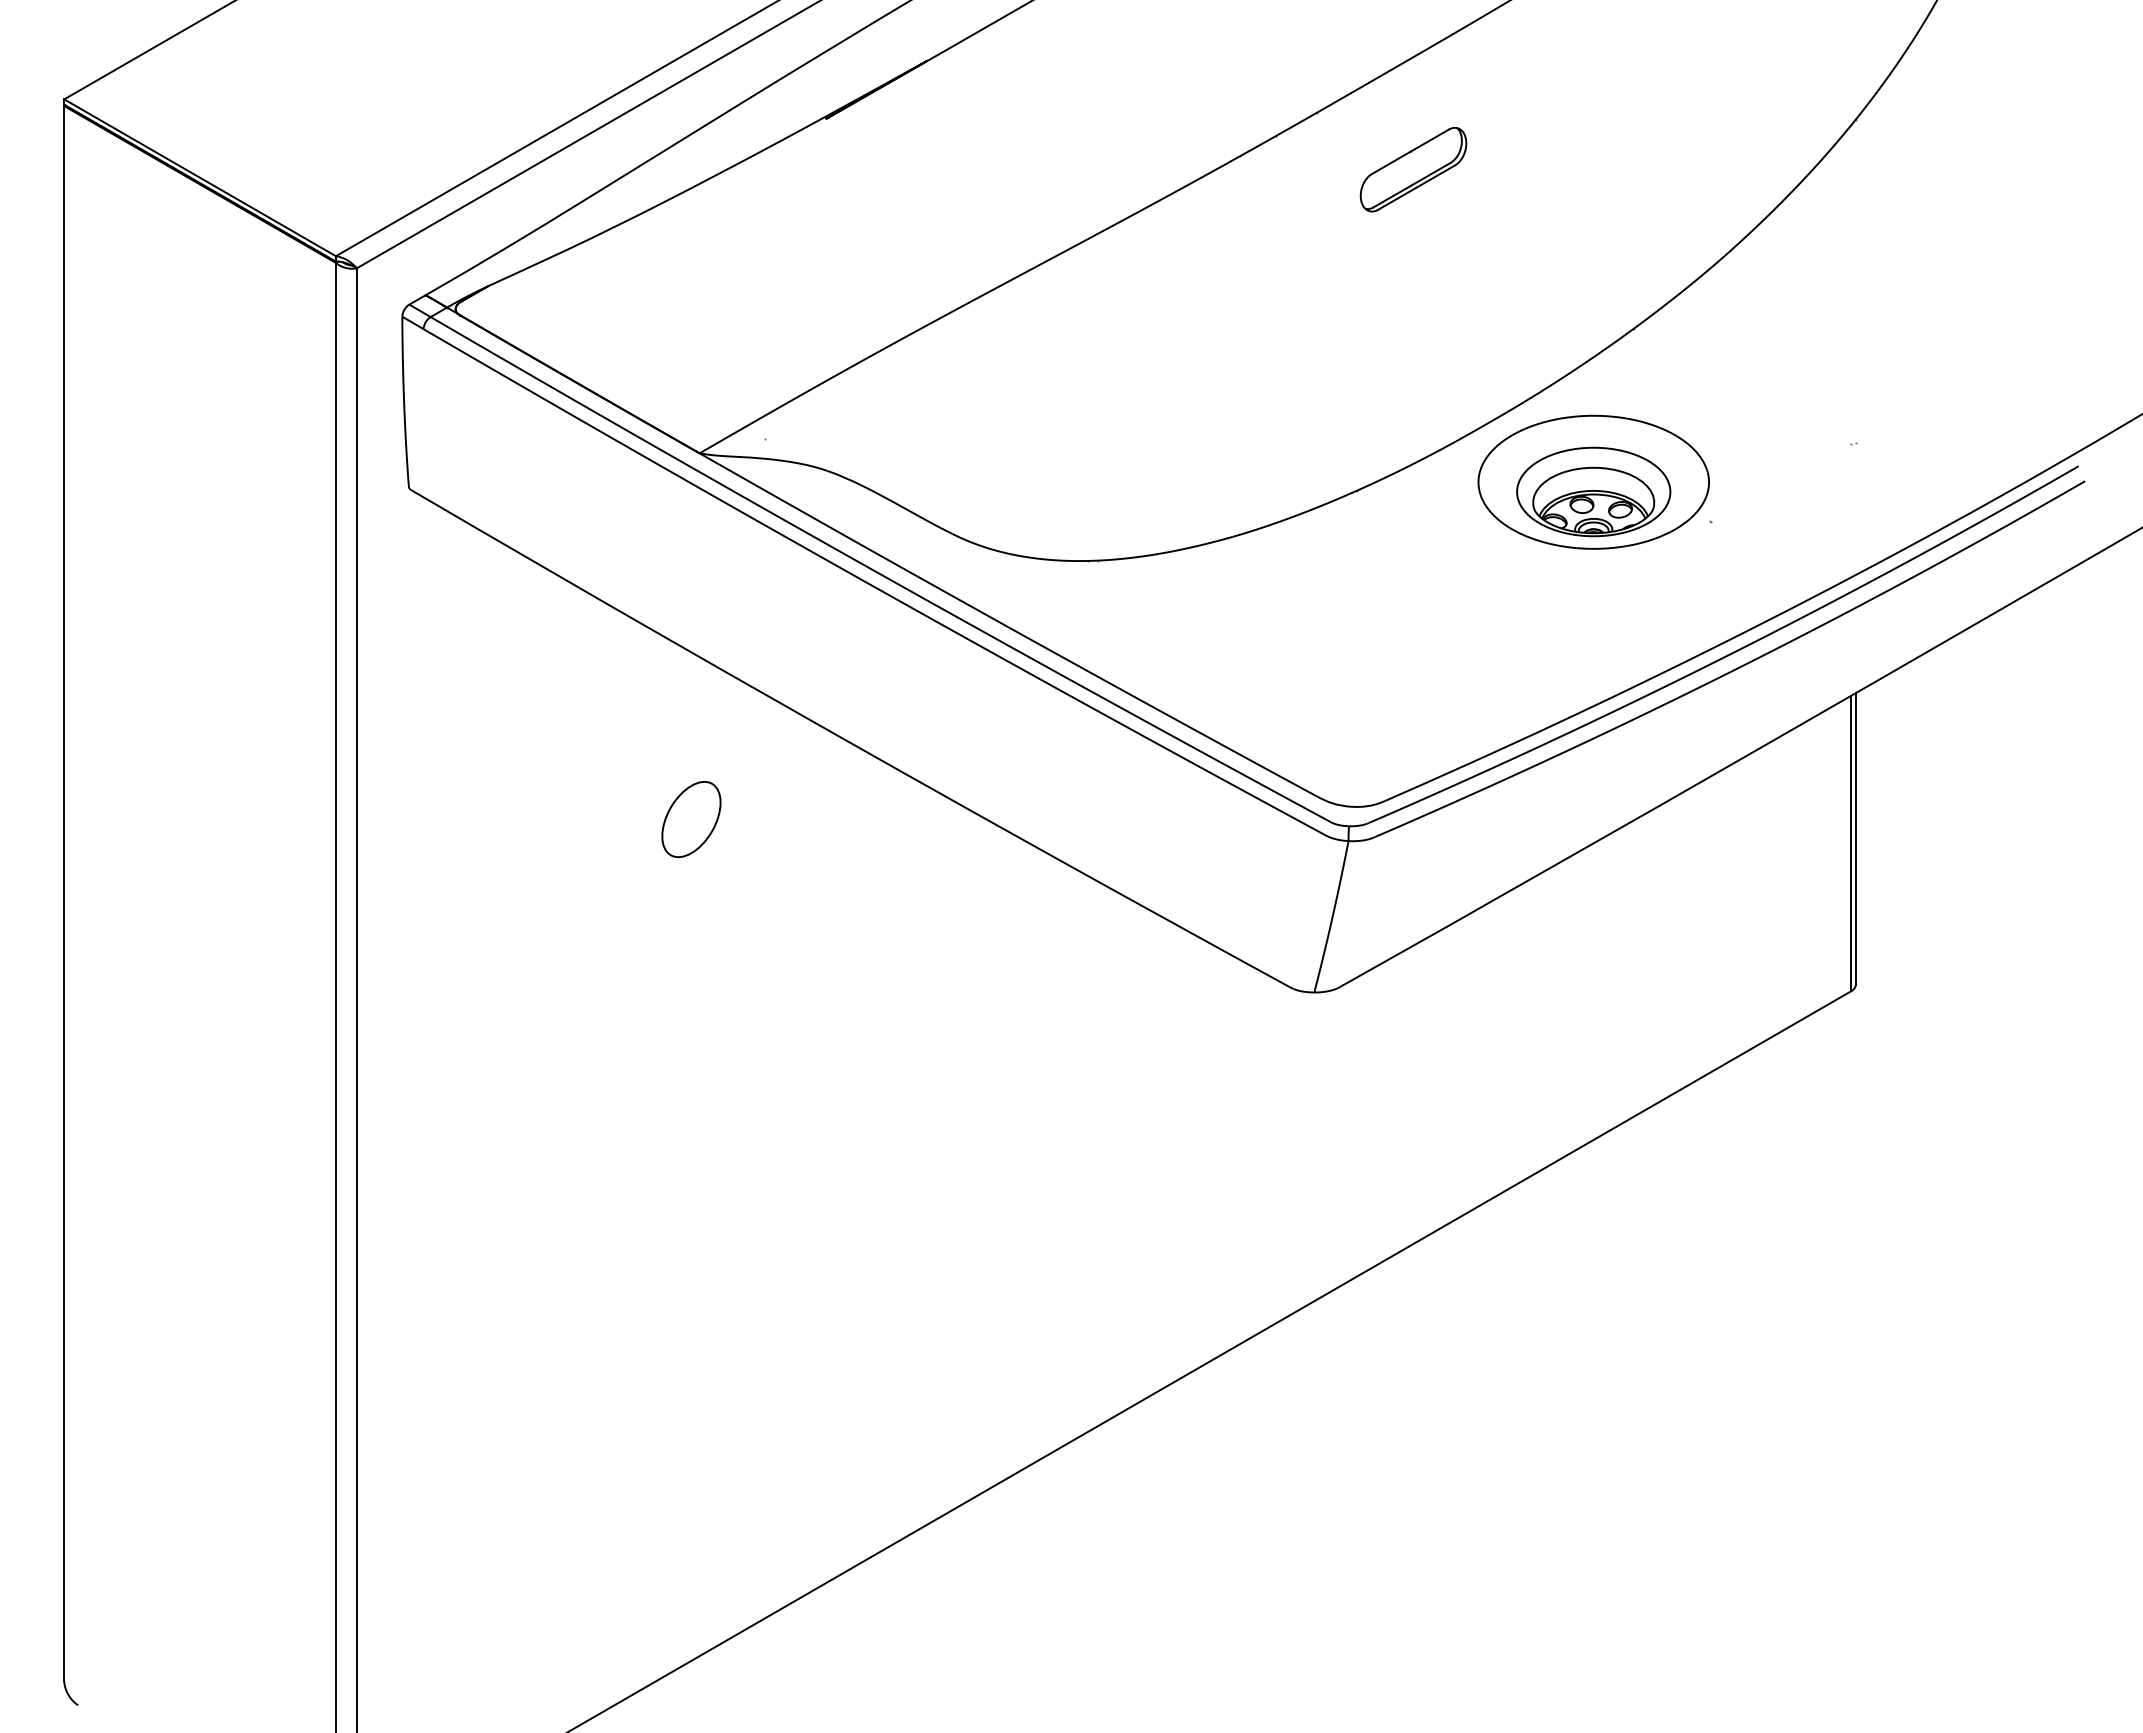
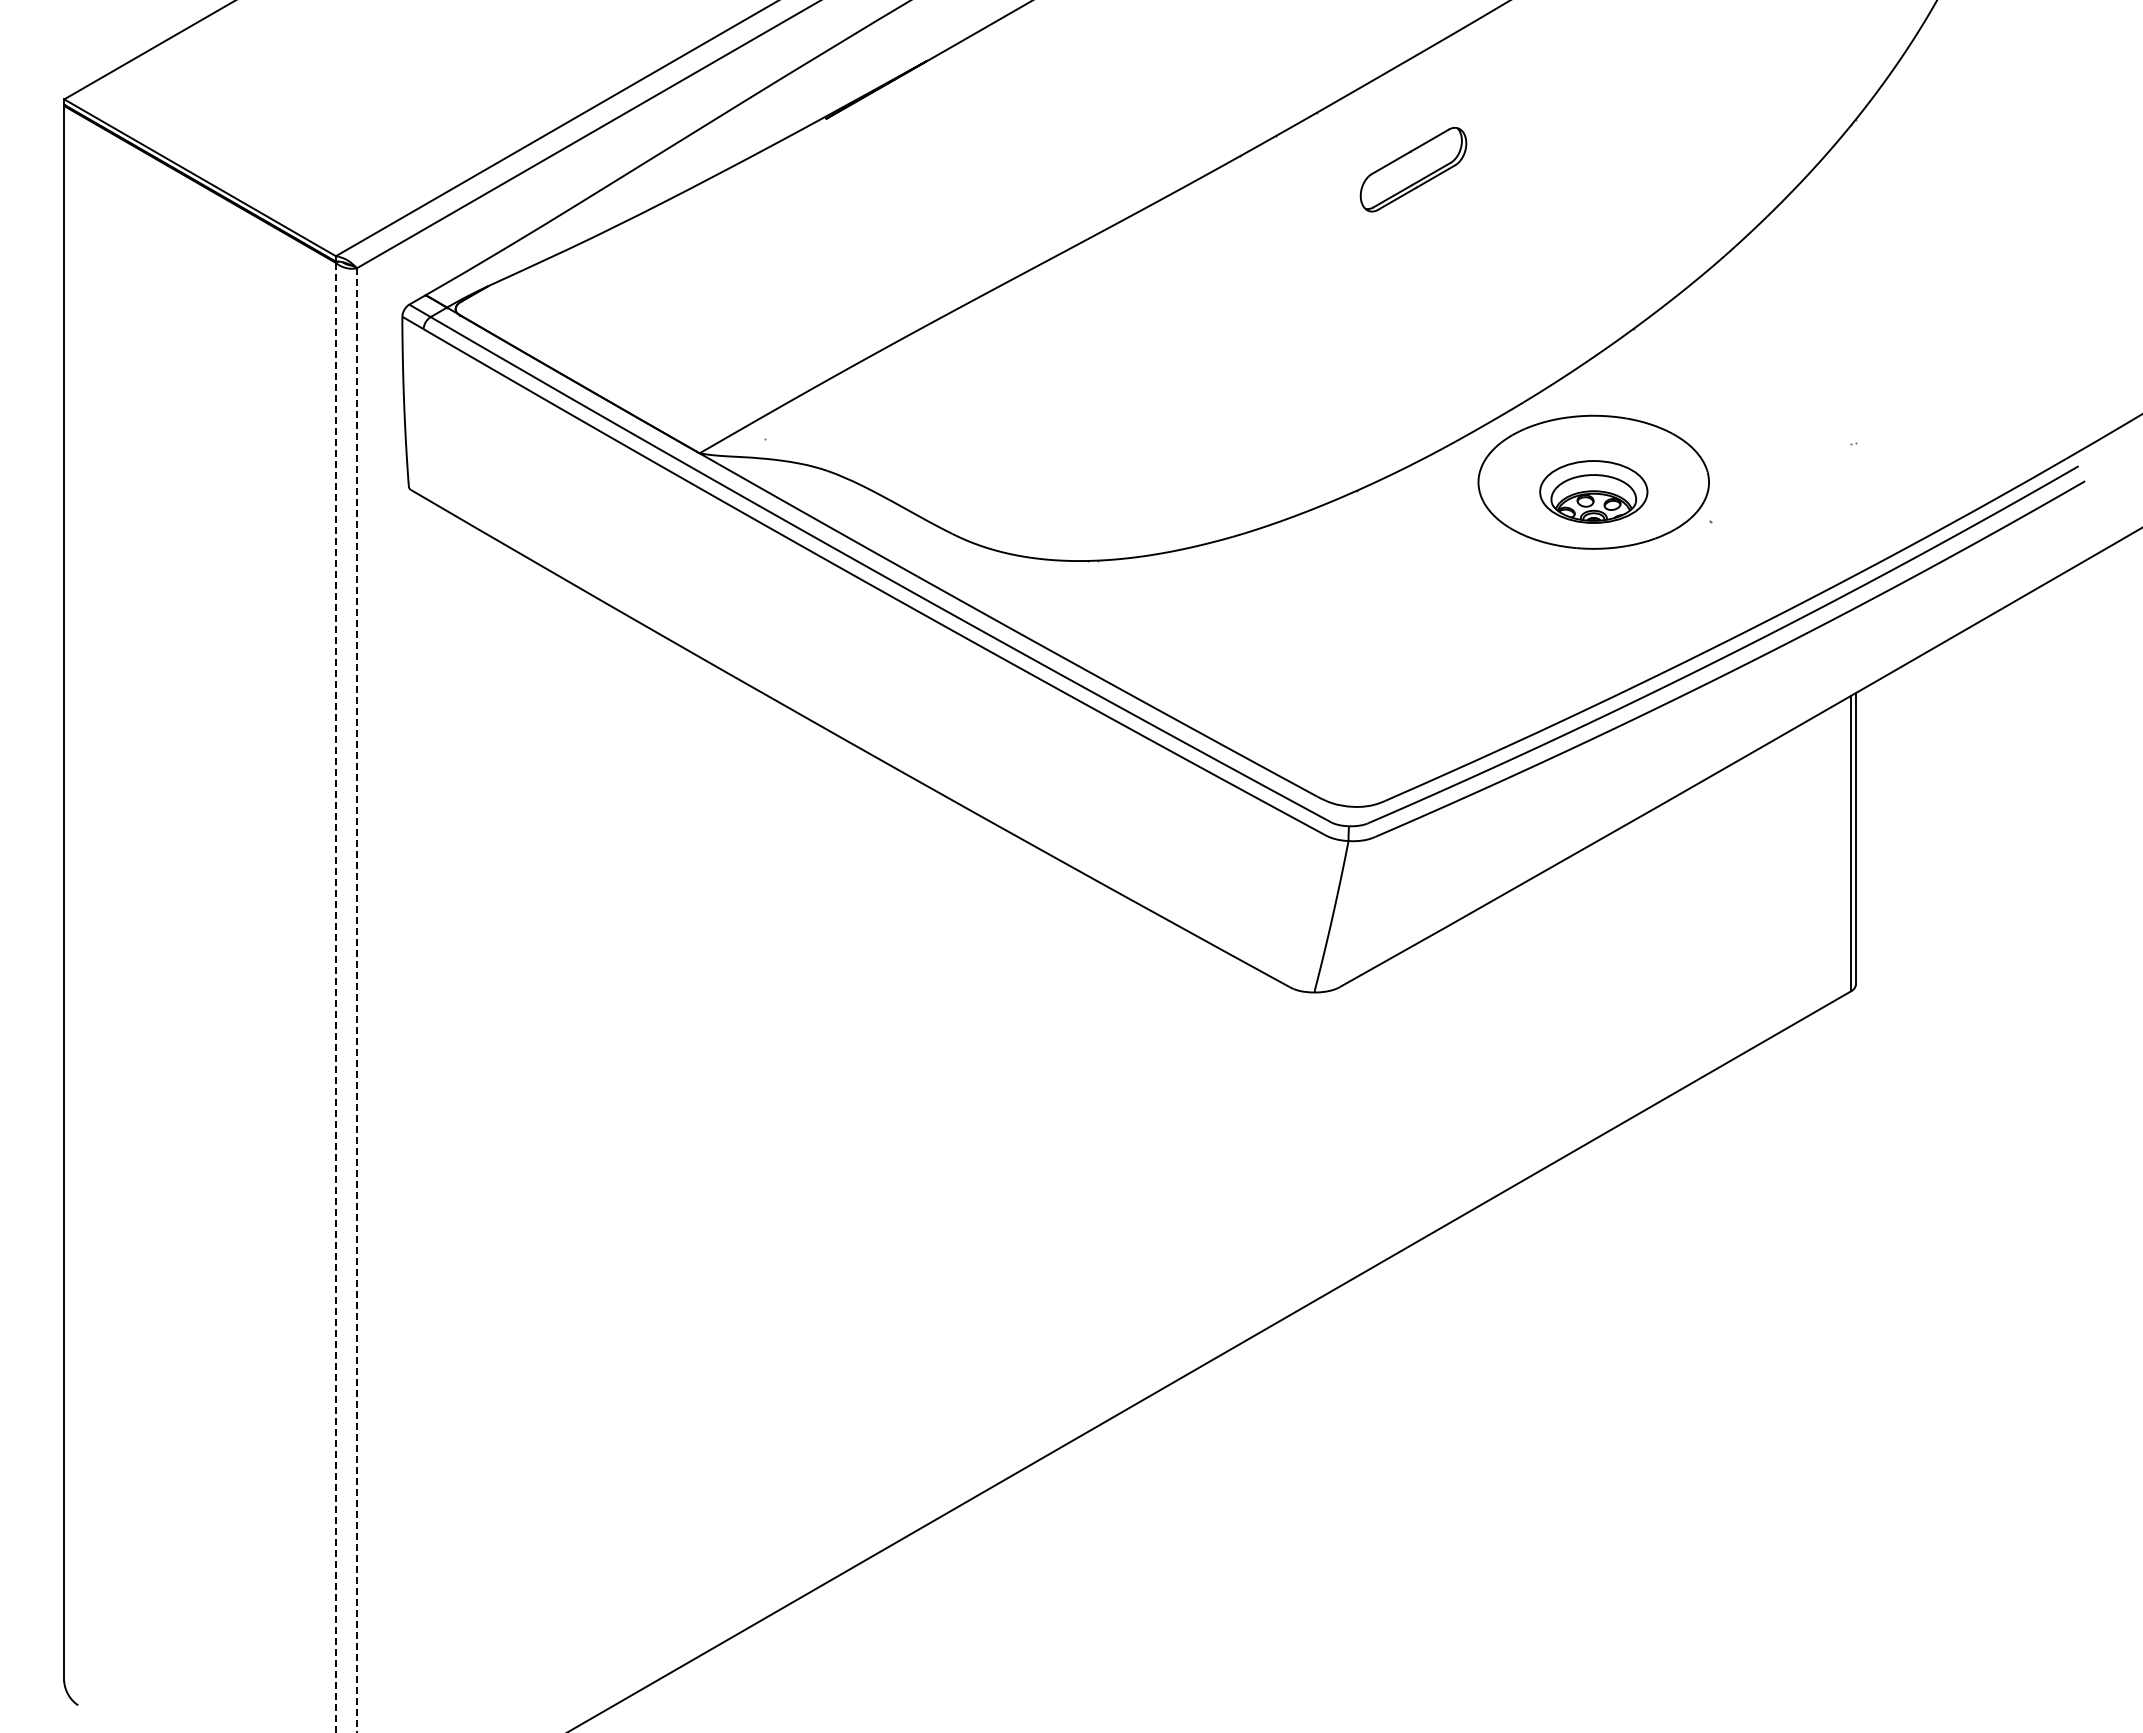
part size: 156x92 px -> 110x64 px (1593, 491)
part: present -> none (691, 819)
line: solid -> dashed (335, 997)
line: solid -> dashed (356, 1000)
